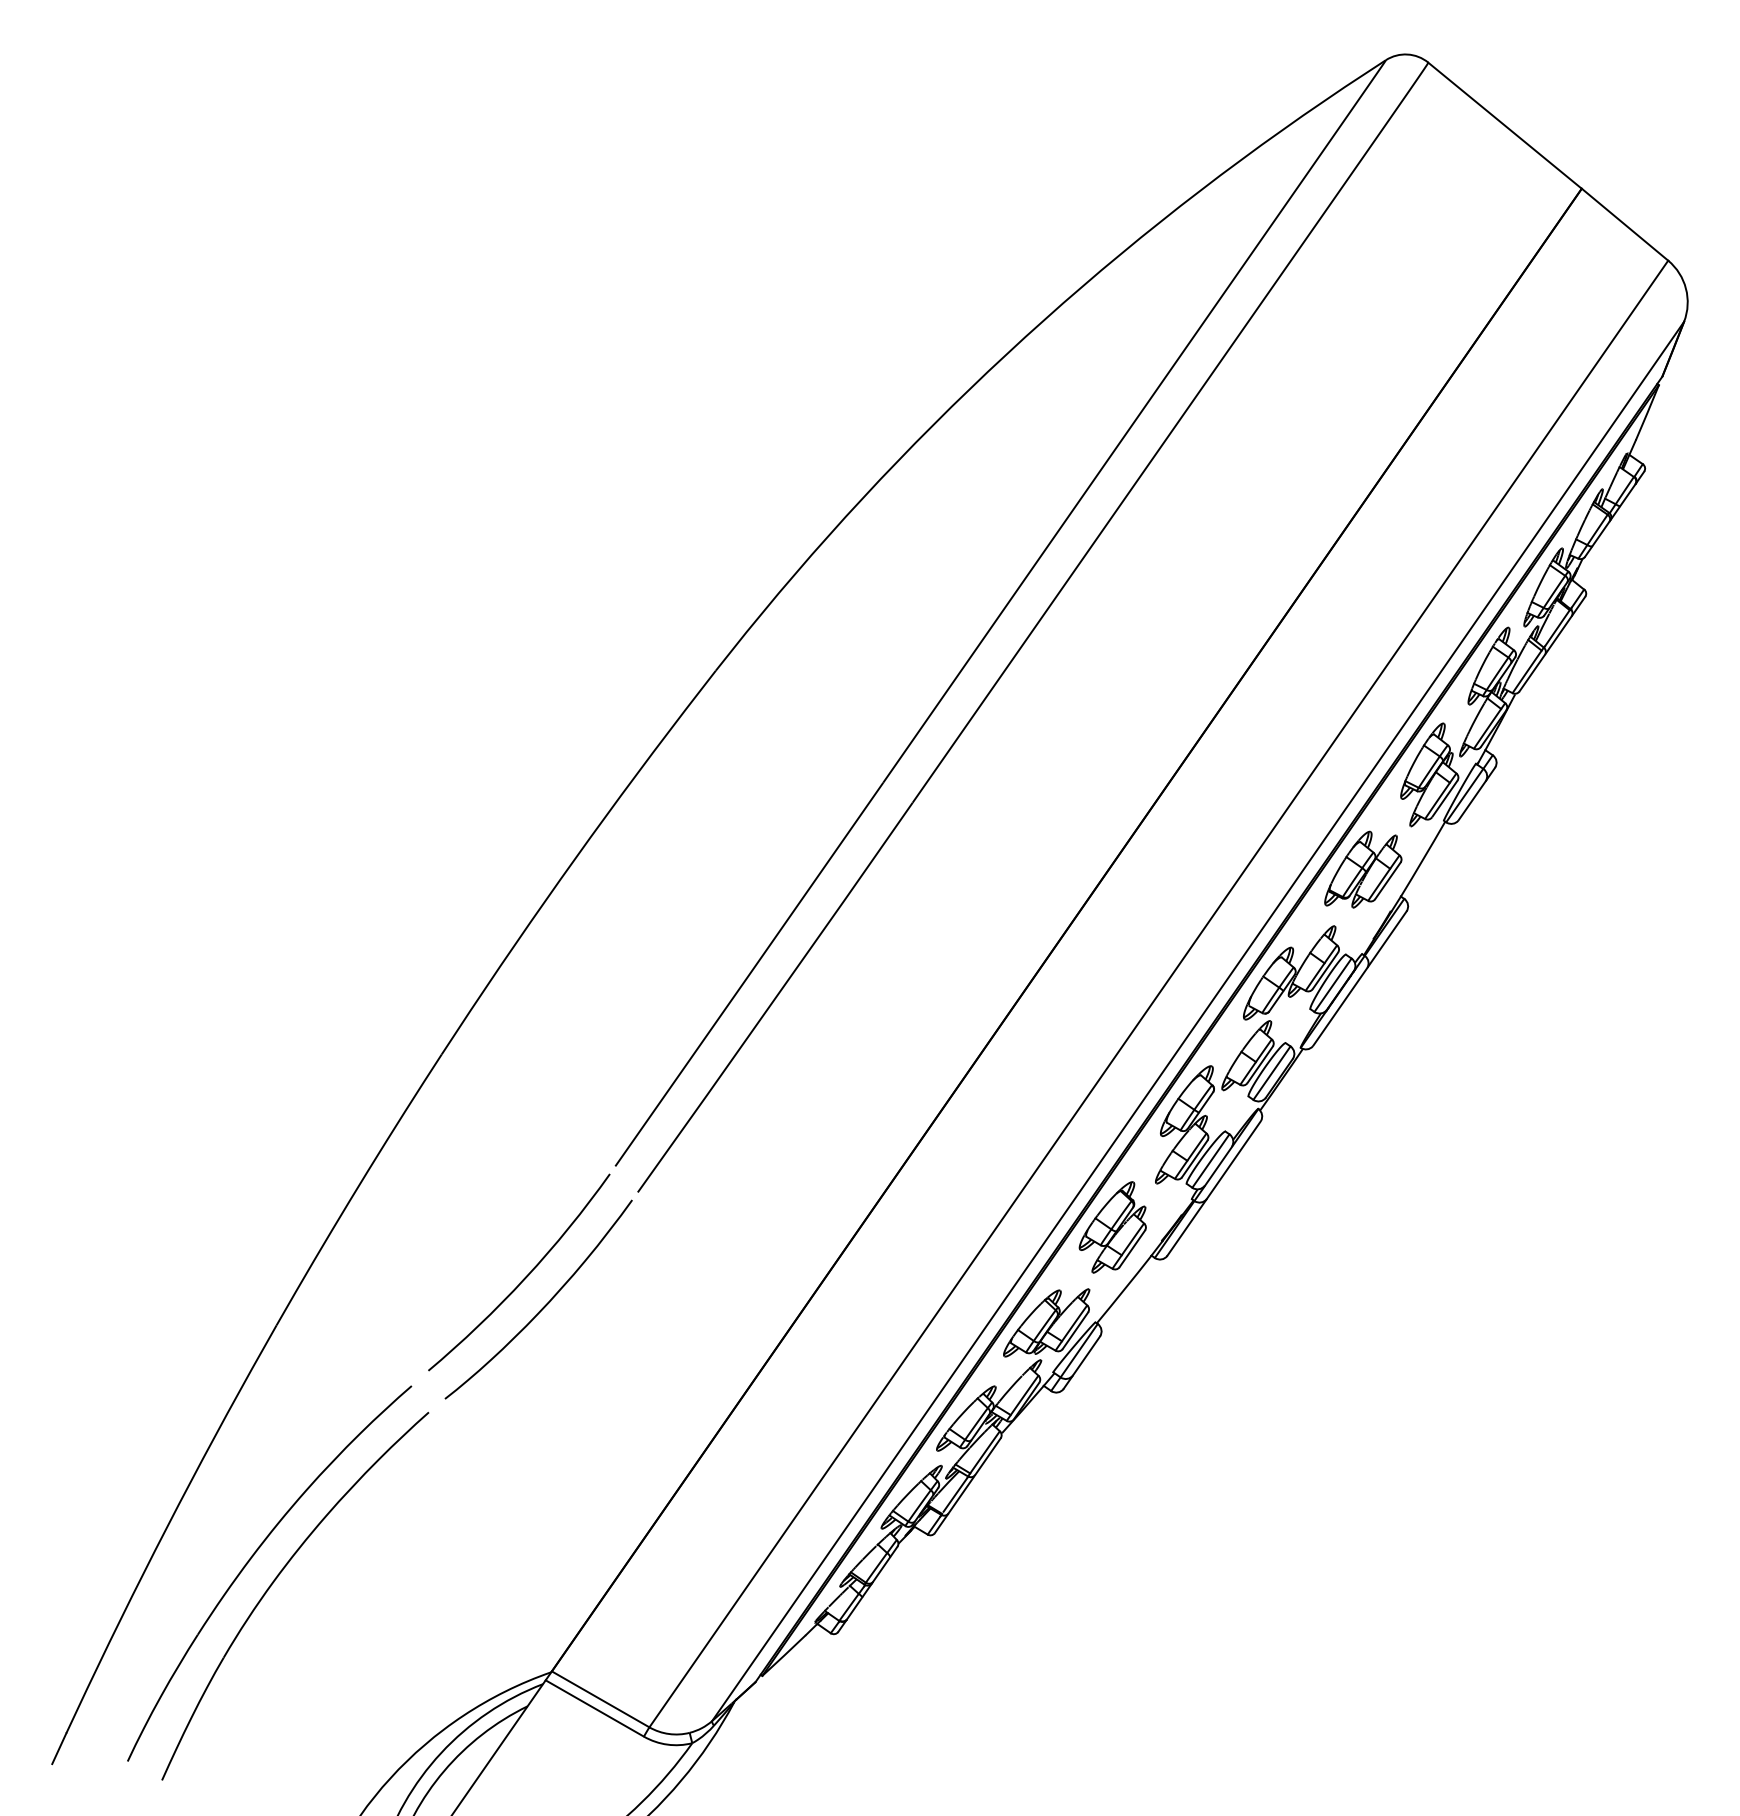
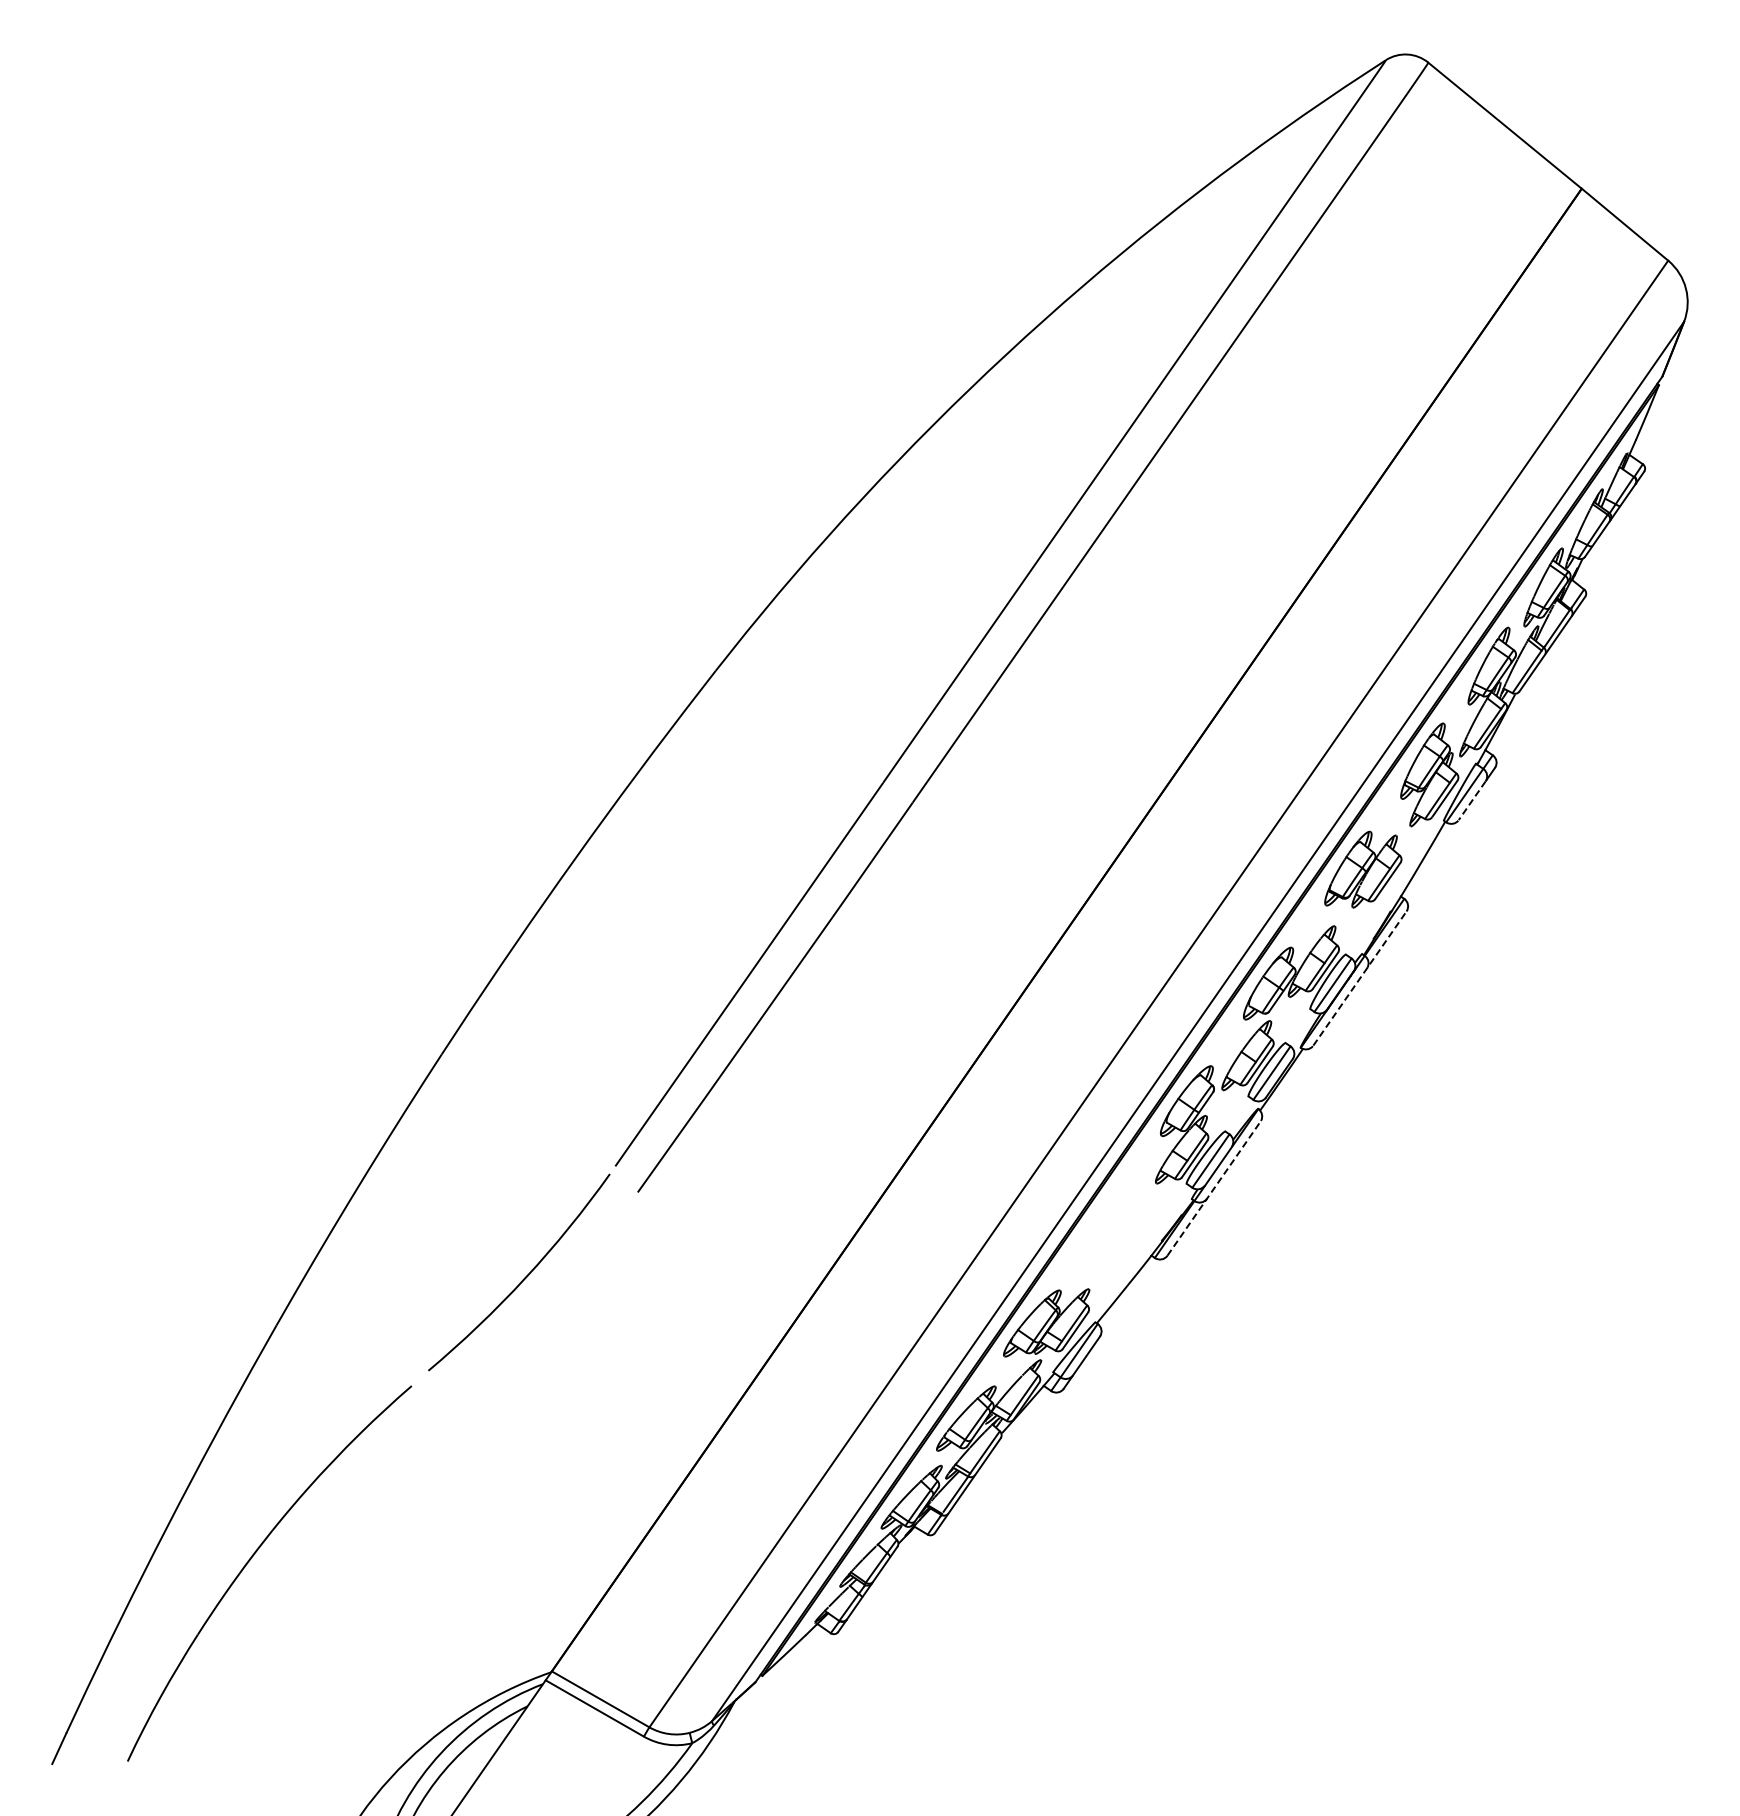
line: solid -> dashed (1471, 801)
line: solid -> dashed (1359, 978)
line: solid -> dashed (1214, 1188)
part: present -> none (1112, 1227)
curve: present -> none (544, 1305)
part: present -> none (274, 1582)
